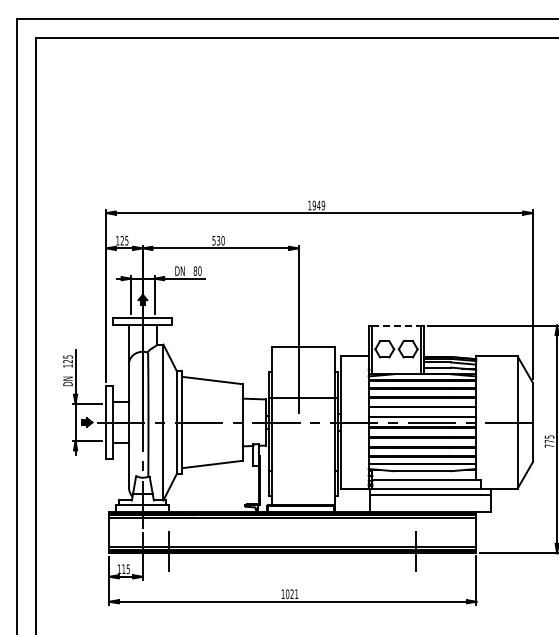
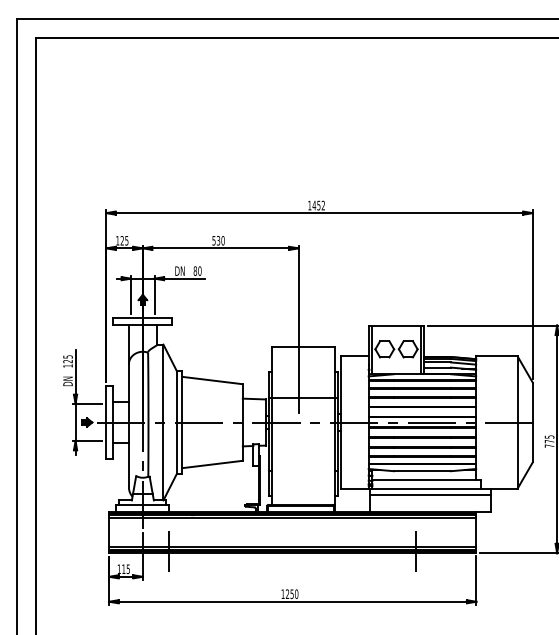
text: 1949 -> 1452 (318, 205)
line: dashed -> solid (396, 325)
text: 1021 -> 1250 (291, 594)
